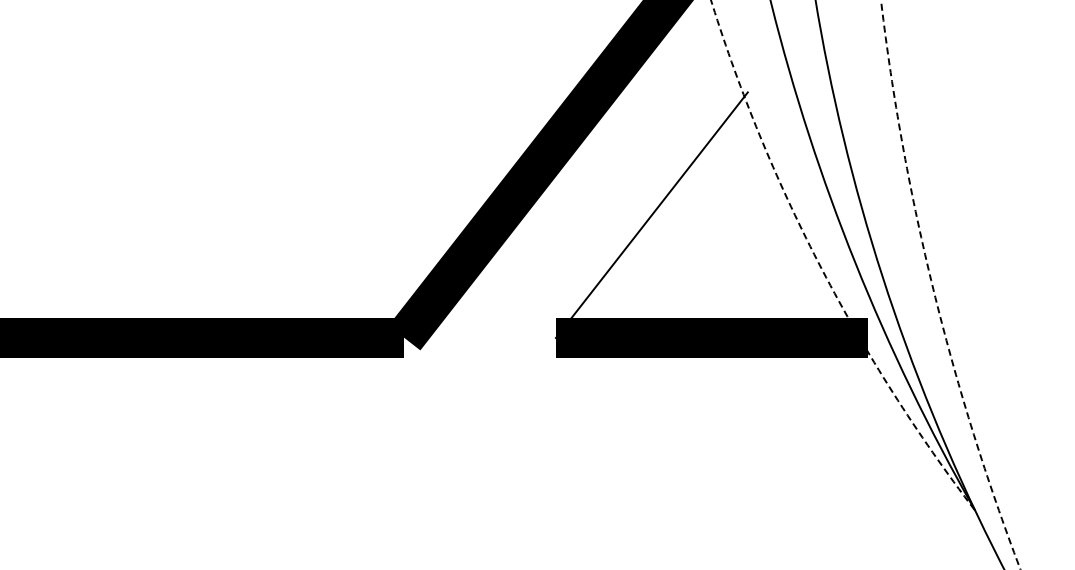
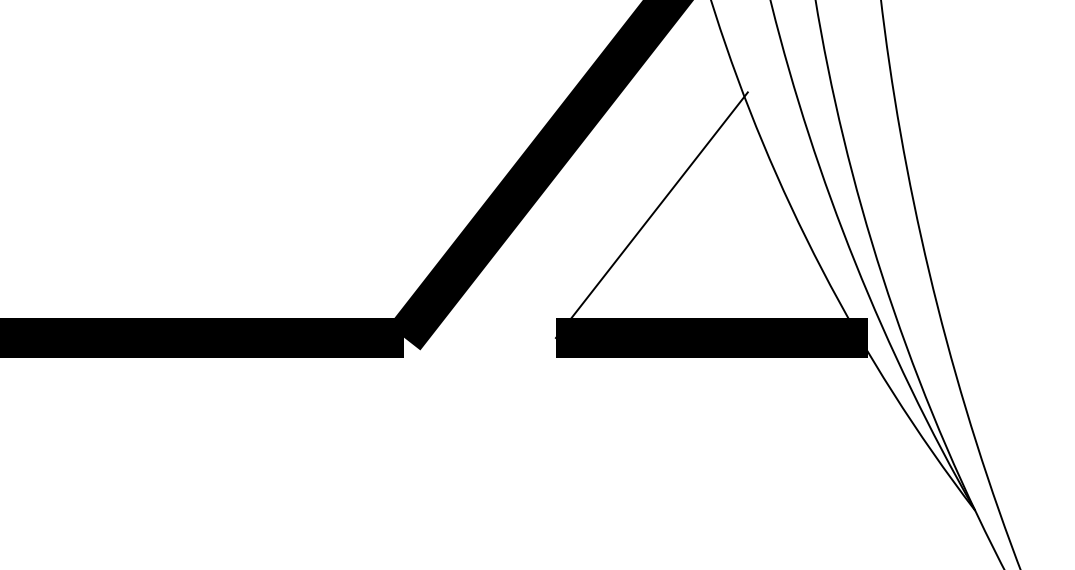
arc: dashed -> solid (820, 267)
arc: dashed -> solid (933, 289)
